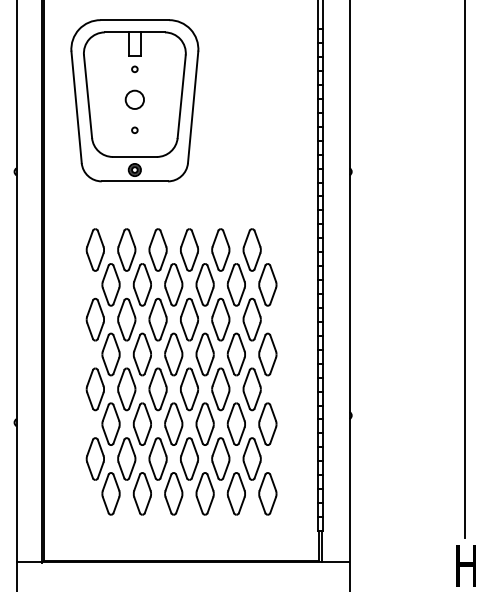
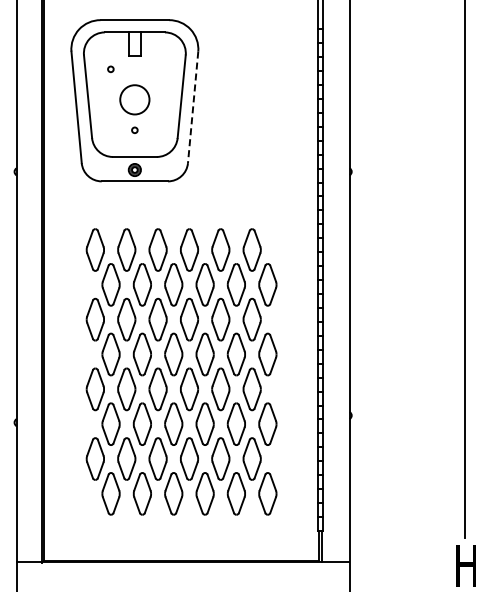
circle position: (134, 69) -> (110, 69) (110, 69)
circle diameter: 18 px -> 29 px (134, 99)
line: solid -> dashed (193, 107)
